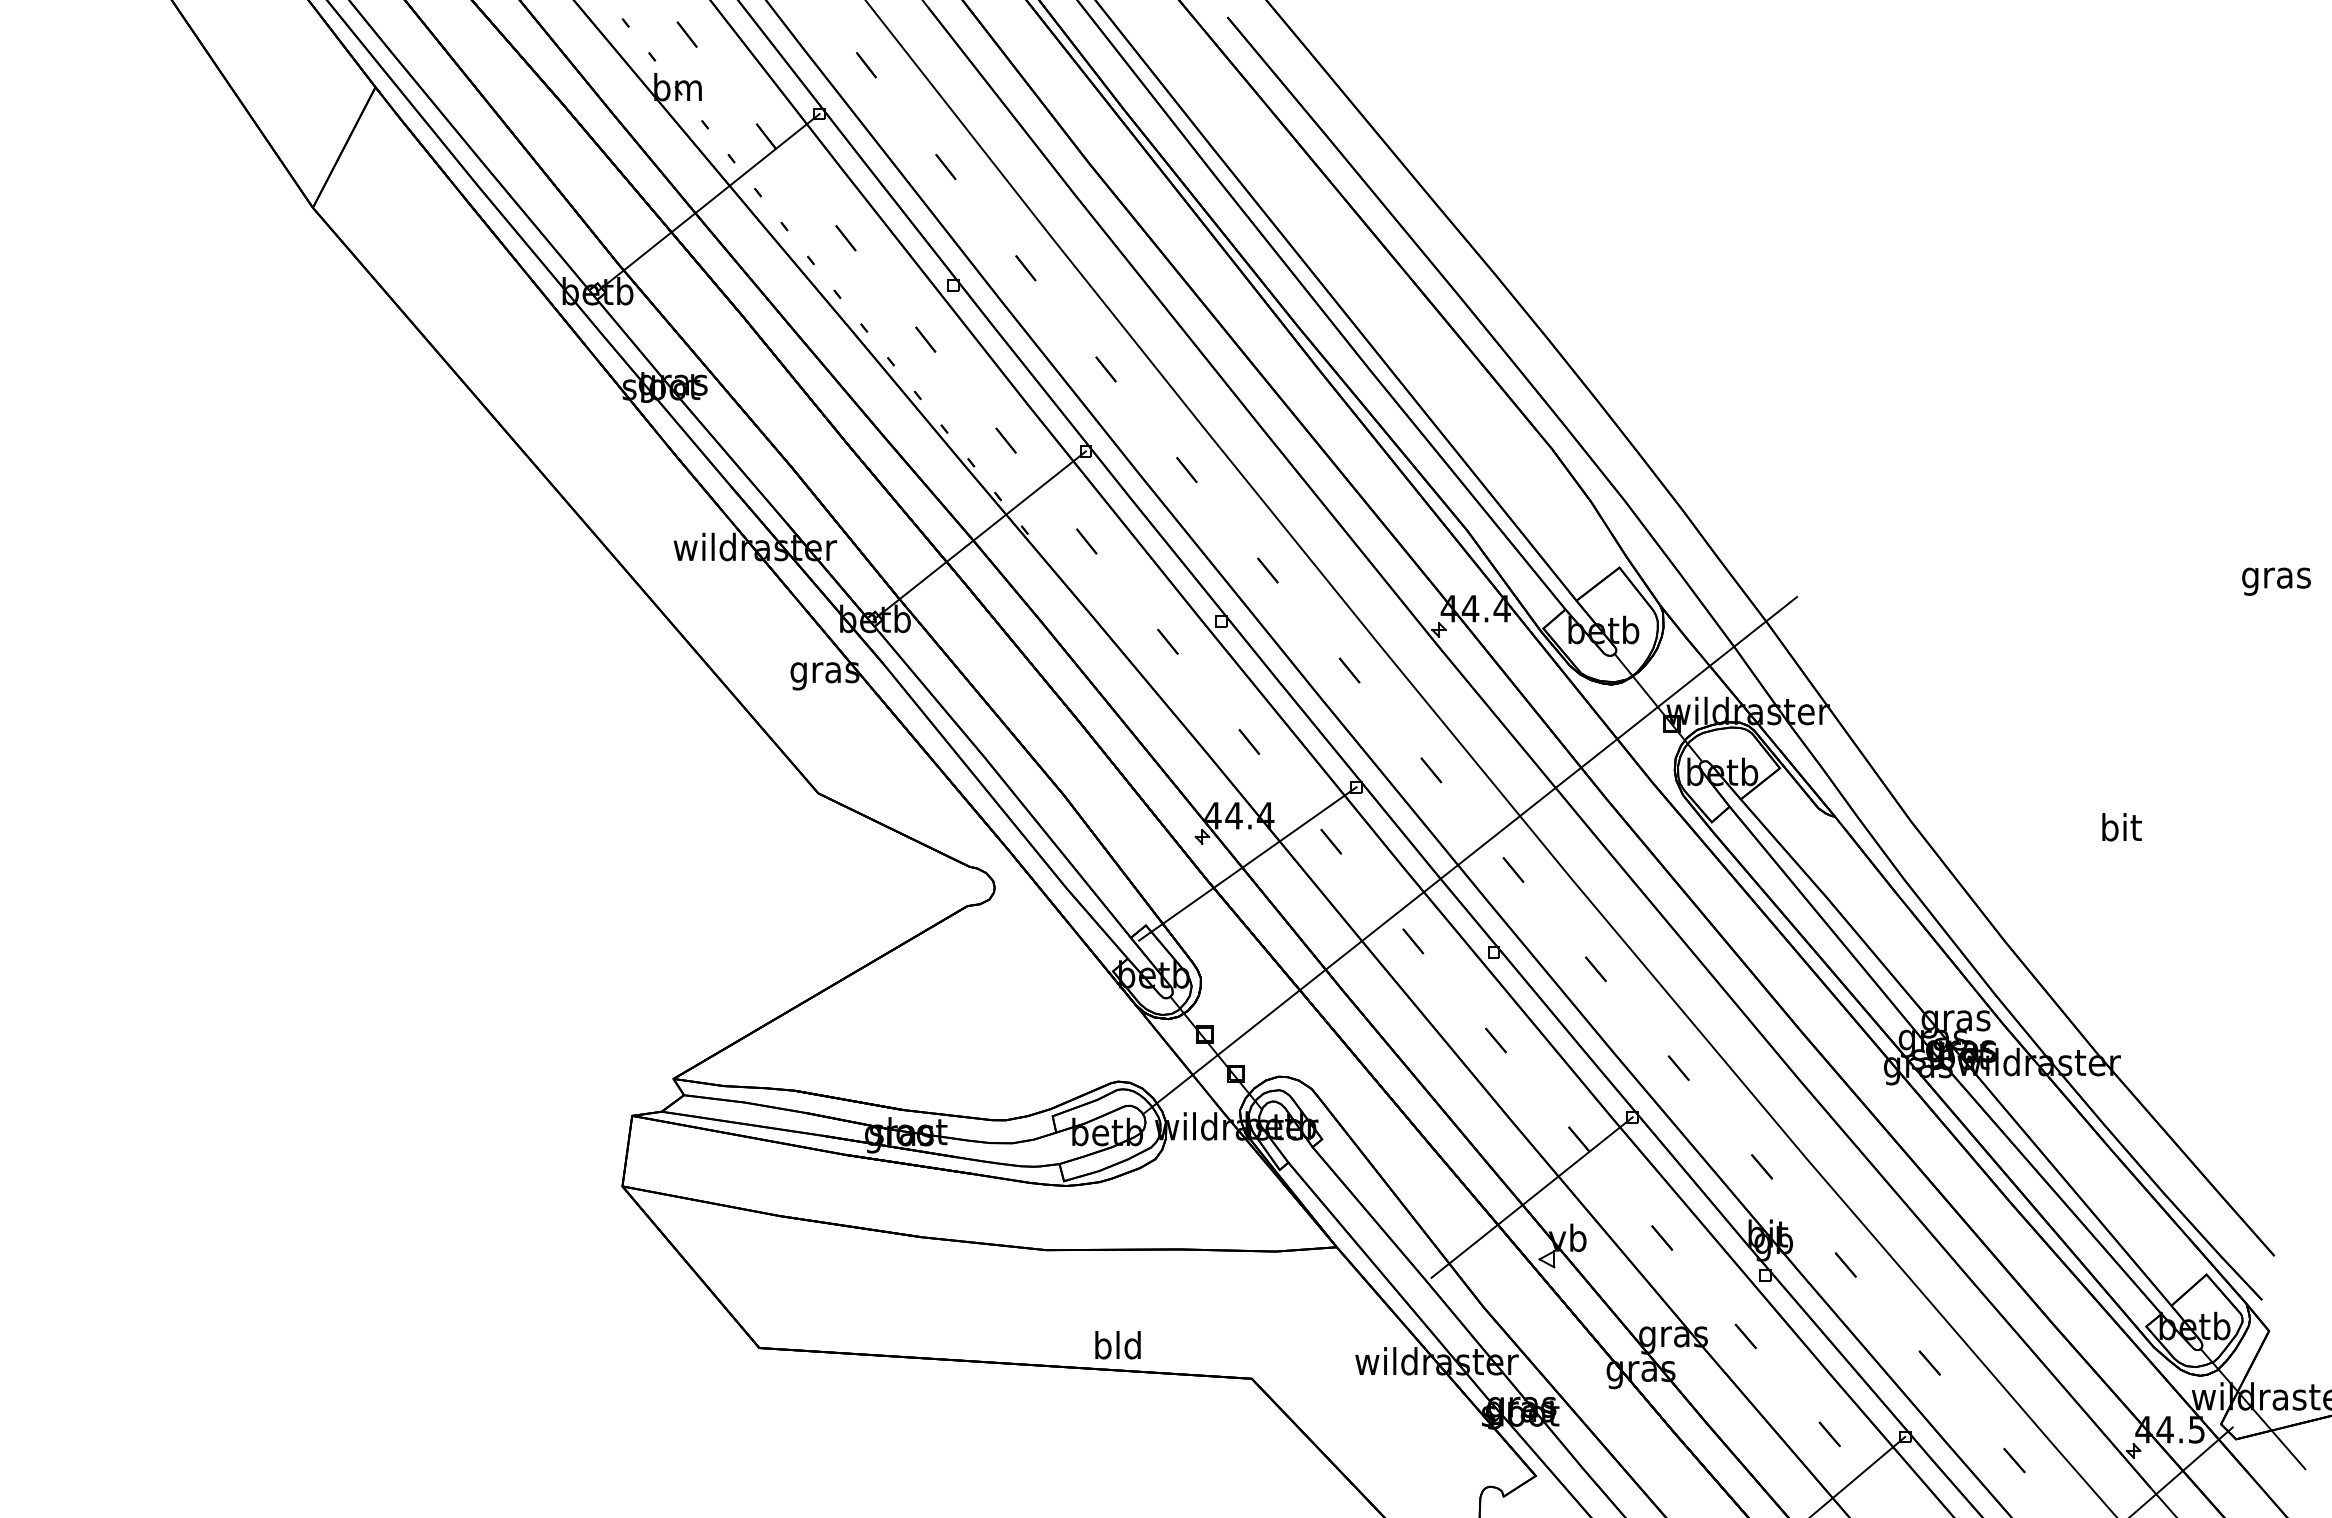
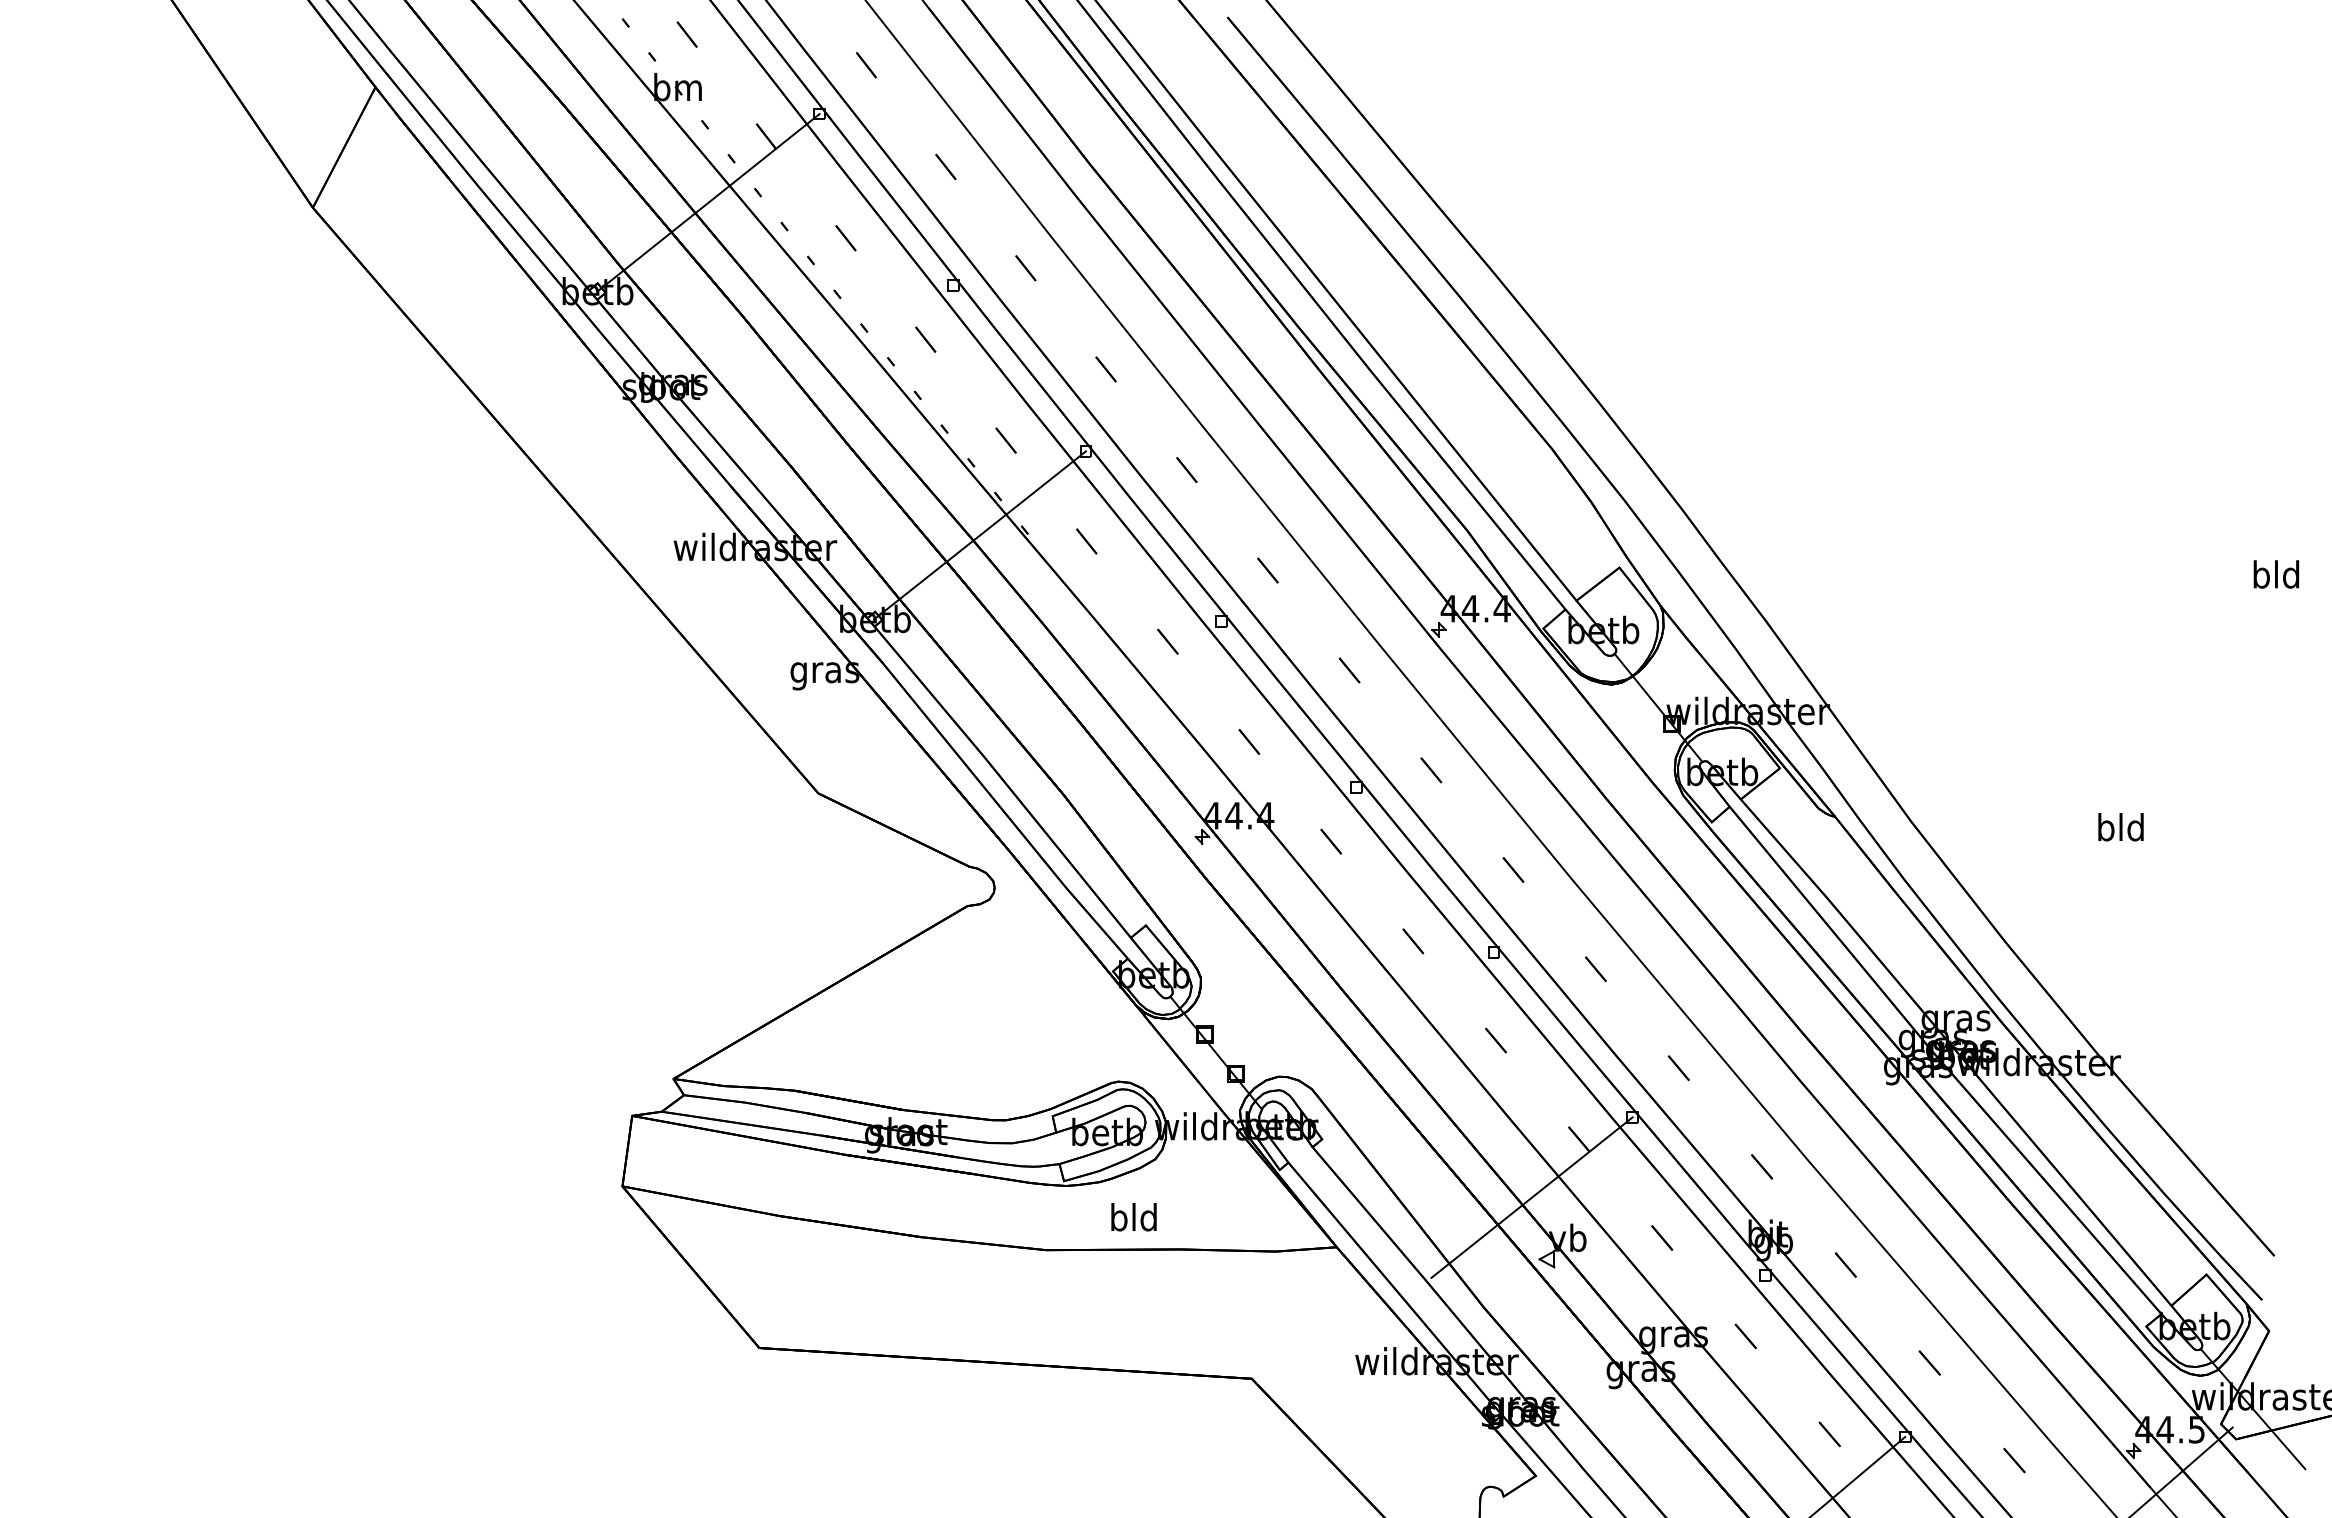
text: gras -> bld (2276, 577)
text: bit -> bld (2120, 827)
line: present -> none (1470, 855)
line: present -> none (1247, 863)
text position: (1117, 1345) -> (1133, 1217) (1133, 1217)
